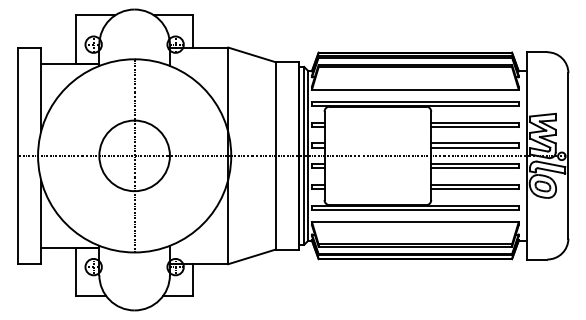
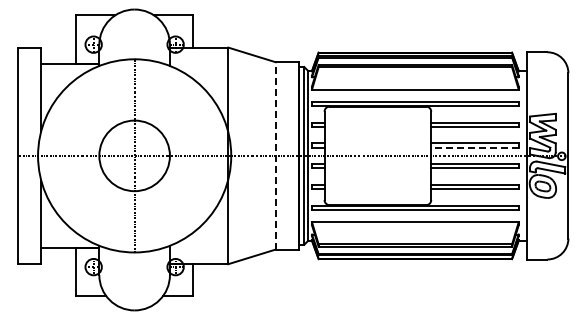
line: solid -> dashed (474, 147)
line: solid -> dashed (275, 155)
